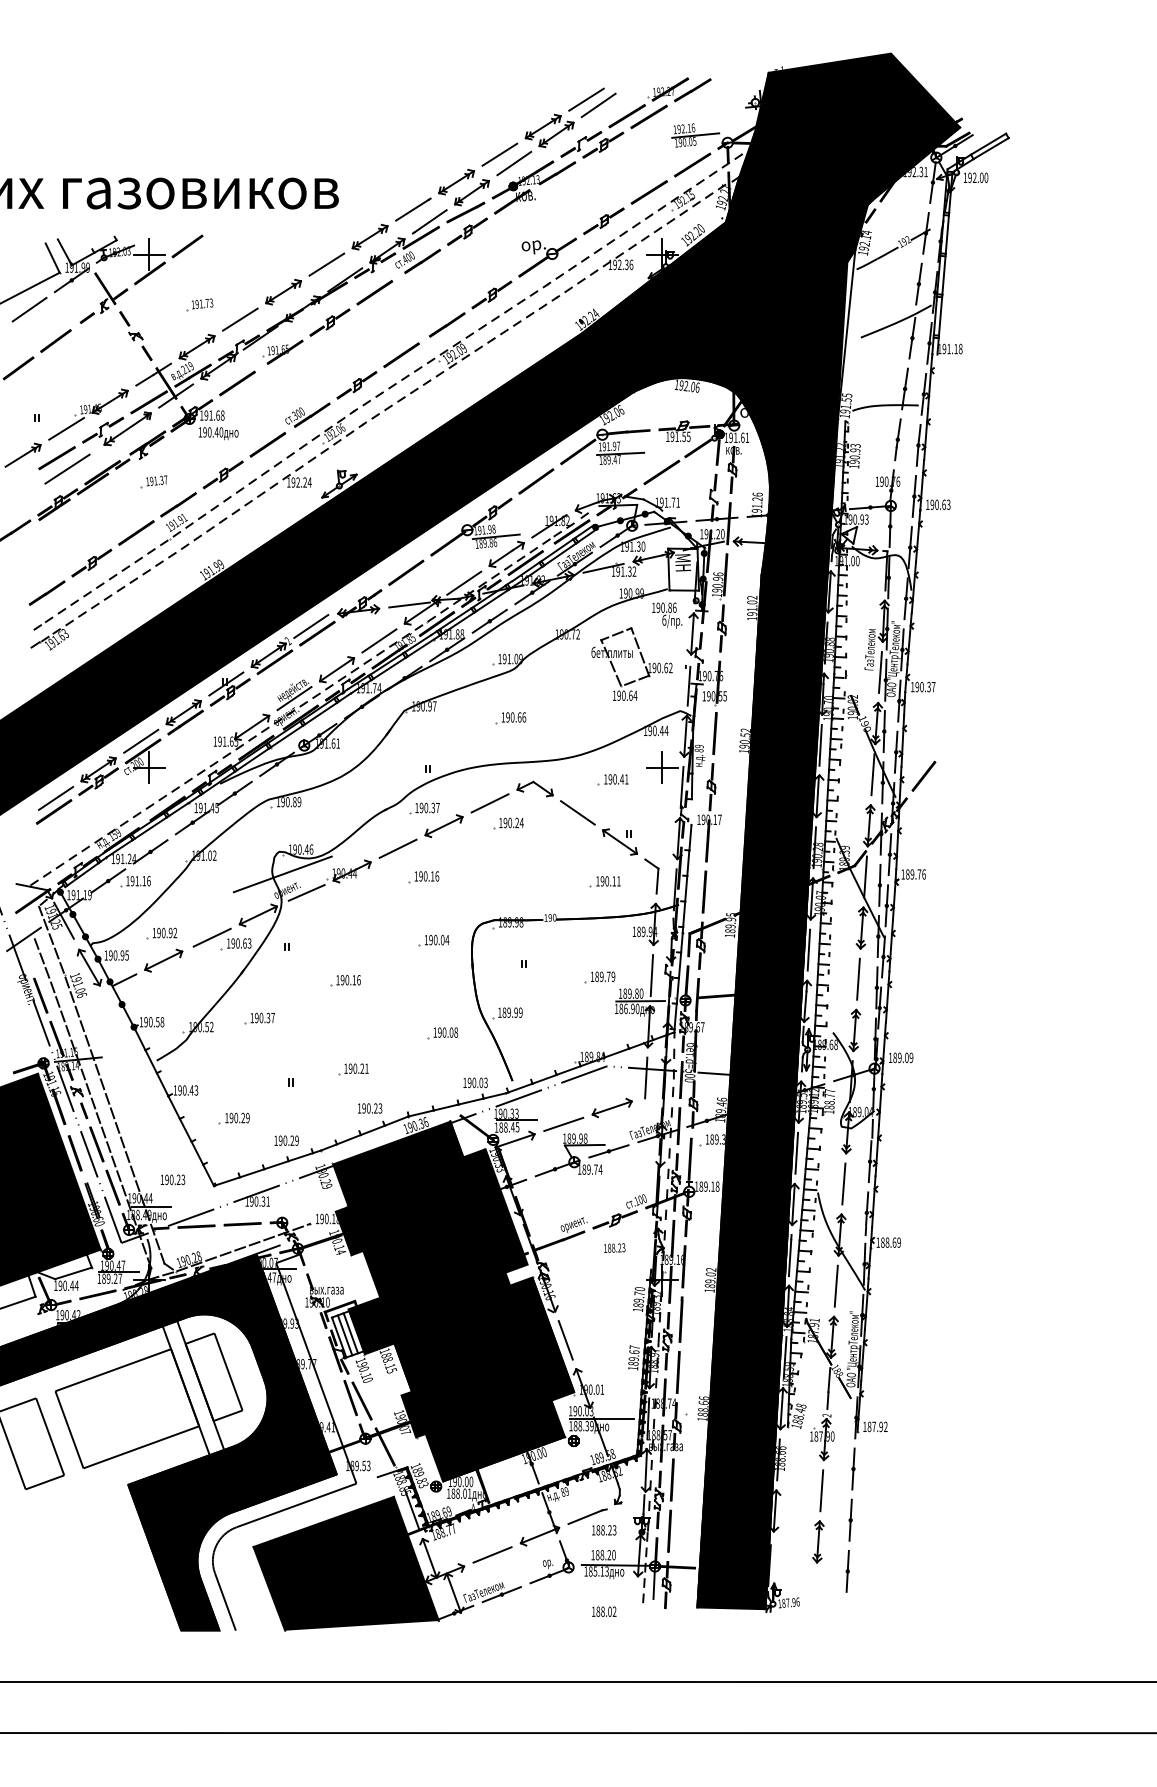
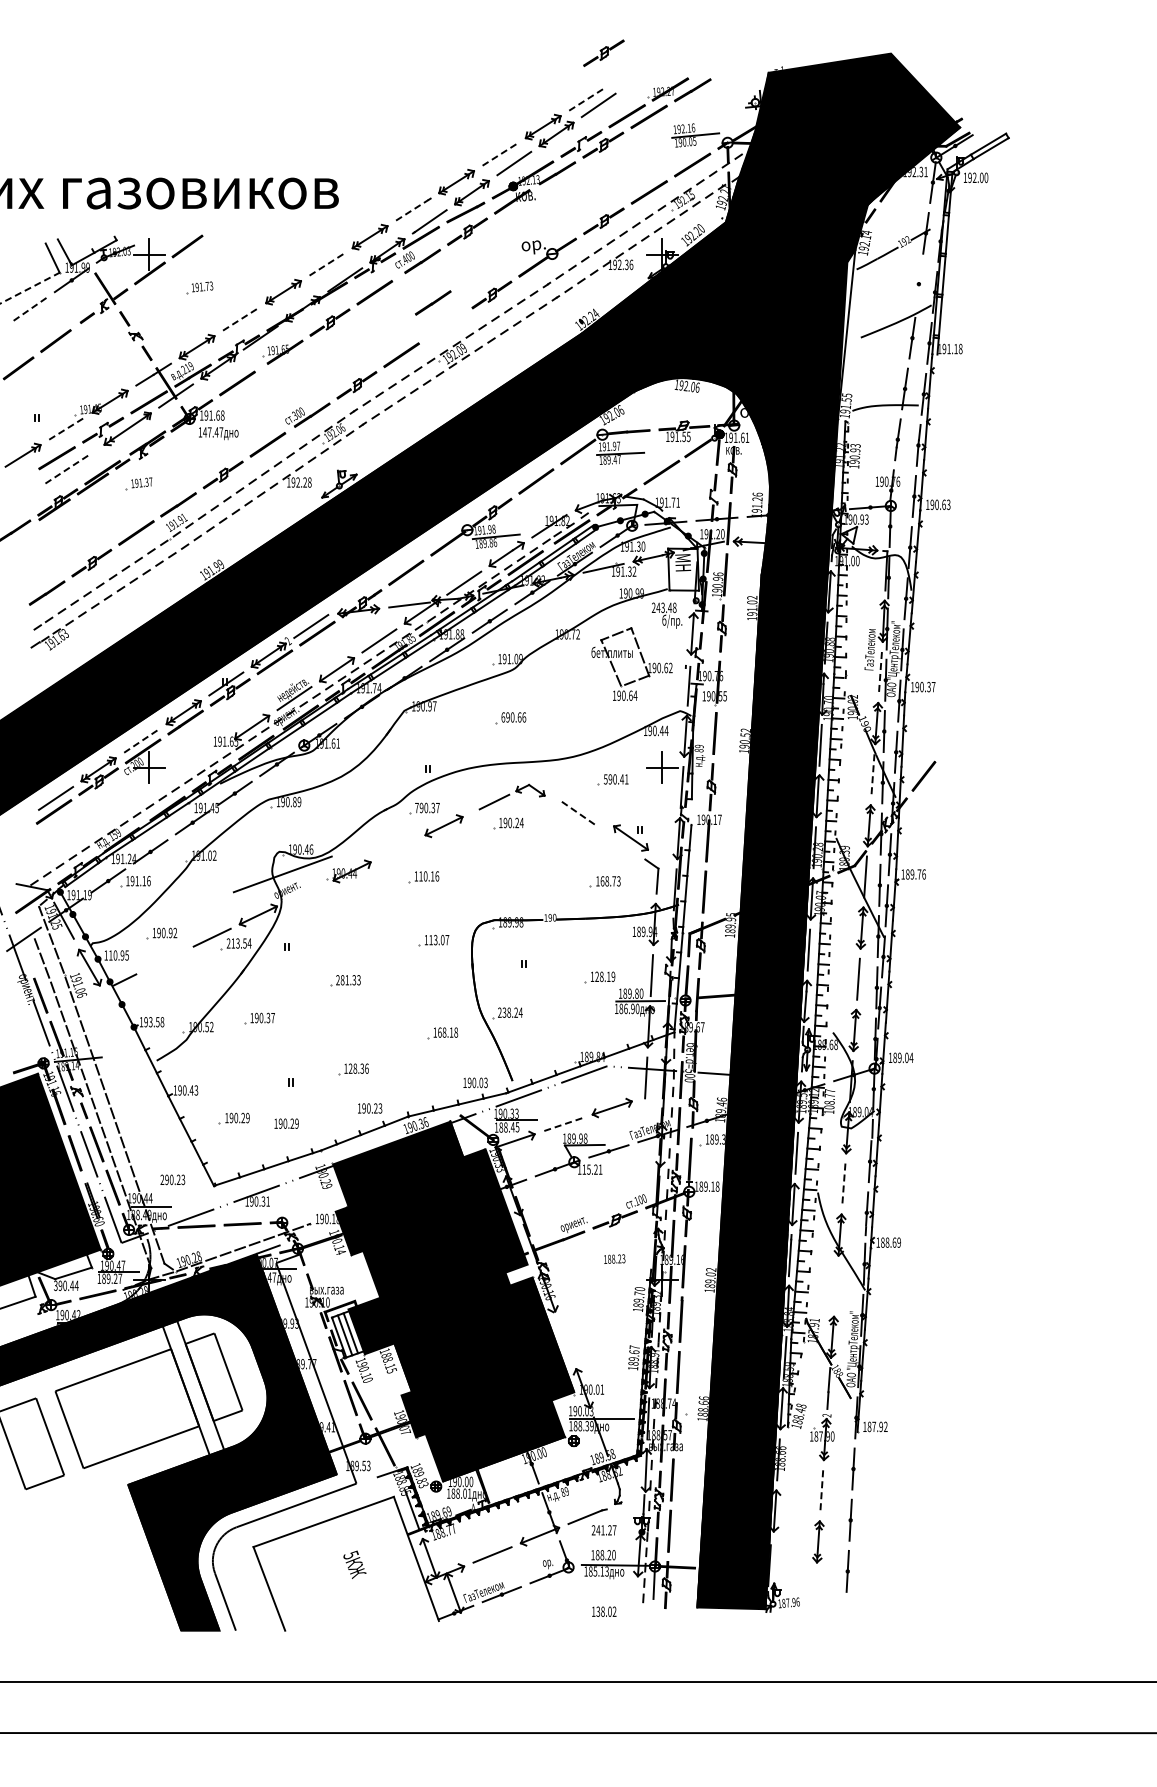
part: none -> present (603, 52)
line: solid -> dashed (586, 99)
line: solid -> dashed (500, 154)
line: solid -> dashed (412, 209)
line: solid -> dashed (327, 264)
line: present -> none (918, 283)
line: solid -> dashed (30, 287)
part position: (199, 304) -> (199, 287) (199, 287)
line: solid -> dashed (29, 309)
line: solid -> dashed (240, 319)
line position: (447, 324) -> (433, 302) (433, 302)
line: solid -> dashed (66, 428)
text: 190.40 -> 147.47 (213, 432)
line: solid -> dashed (67, 468)
part position: (153, 481) -> (138, 483) (138, 483)
text: 192.24 -> 192.28 (309, 482)
text: 190.86 -> 243.48 (663, 607)
line: solid -> dashed (880, 672)
text: 190.66 -> 690.66 (503, 717)
line: solid -> dashed (141, 741)
line: solid -> dashed (872, 774)
text: 190.41 -> 590.41 (605, 779)
part size: 84x34 px -> 68x28 px (511, 796)
text: 190.37 -> 790.37 (416, 808)
line: solid -> dashed (577, 812)
part position: (619, 841) -> (630, 837) (630, 837)
line: present -> none (397, 848)
text: 190.16 -> 110.16 (420, 876)
text: 190.11 -> 168.73 (610, 881)
line: present -> none (306, 892)
text: 190.04 -> 113.07 (439, 940)
text: 190.63 -> 213.54 (238, 943)
text: 190.95 -> 110.95 (110, 955)
part: present -> none (163, 960)
text: 189.79 -> 128.19 (602, 976)
text: 190.16 -> 281.33 (348, 980)
text: 189.99 -> 238.24 (510, 1012)
text: 190.58 -> 193.58 (150, 1021)
text: 190.08 -> 168.18 (445, 1032)
text: 189.09 -> 189.04 (911, 1057)
text: 190.21 -> 128.36 (358, 1068)
text: 188.77 -> 108.77 (829, 1107)
line: solid -> dashed (563, 1124)
text position: (286, 1140) -> (286, 1123) (286, 1123)
text: 189.74 -> 115.21 (592, 1169)
text: 190.23 -> 290.23 (162, 1179)
line: solid -> dashed (843, 1183)
text position: (614, 1247) -> (614, 1258) (614, 1258)
text: 190.44 -> 390.44 (55, 1285)
line: present -> none (835, 1285)
line: present -> none (565, 1340)
line: solid -> dashed (821, 1490)
text: 188.23 -> 241.27 (603, 1530)
fill: present -> none (345, 1563)
text: 188.02 -> 138.02 (598, 1611)
